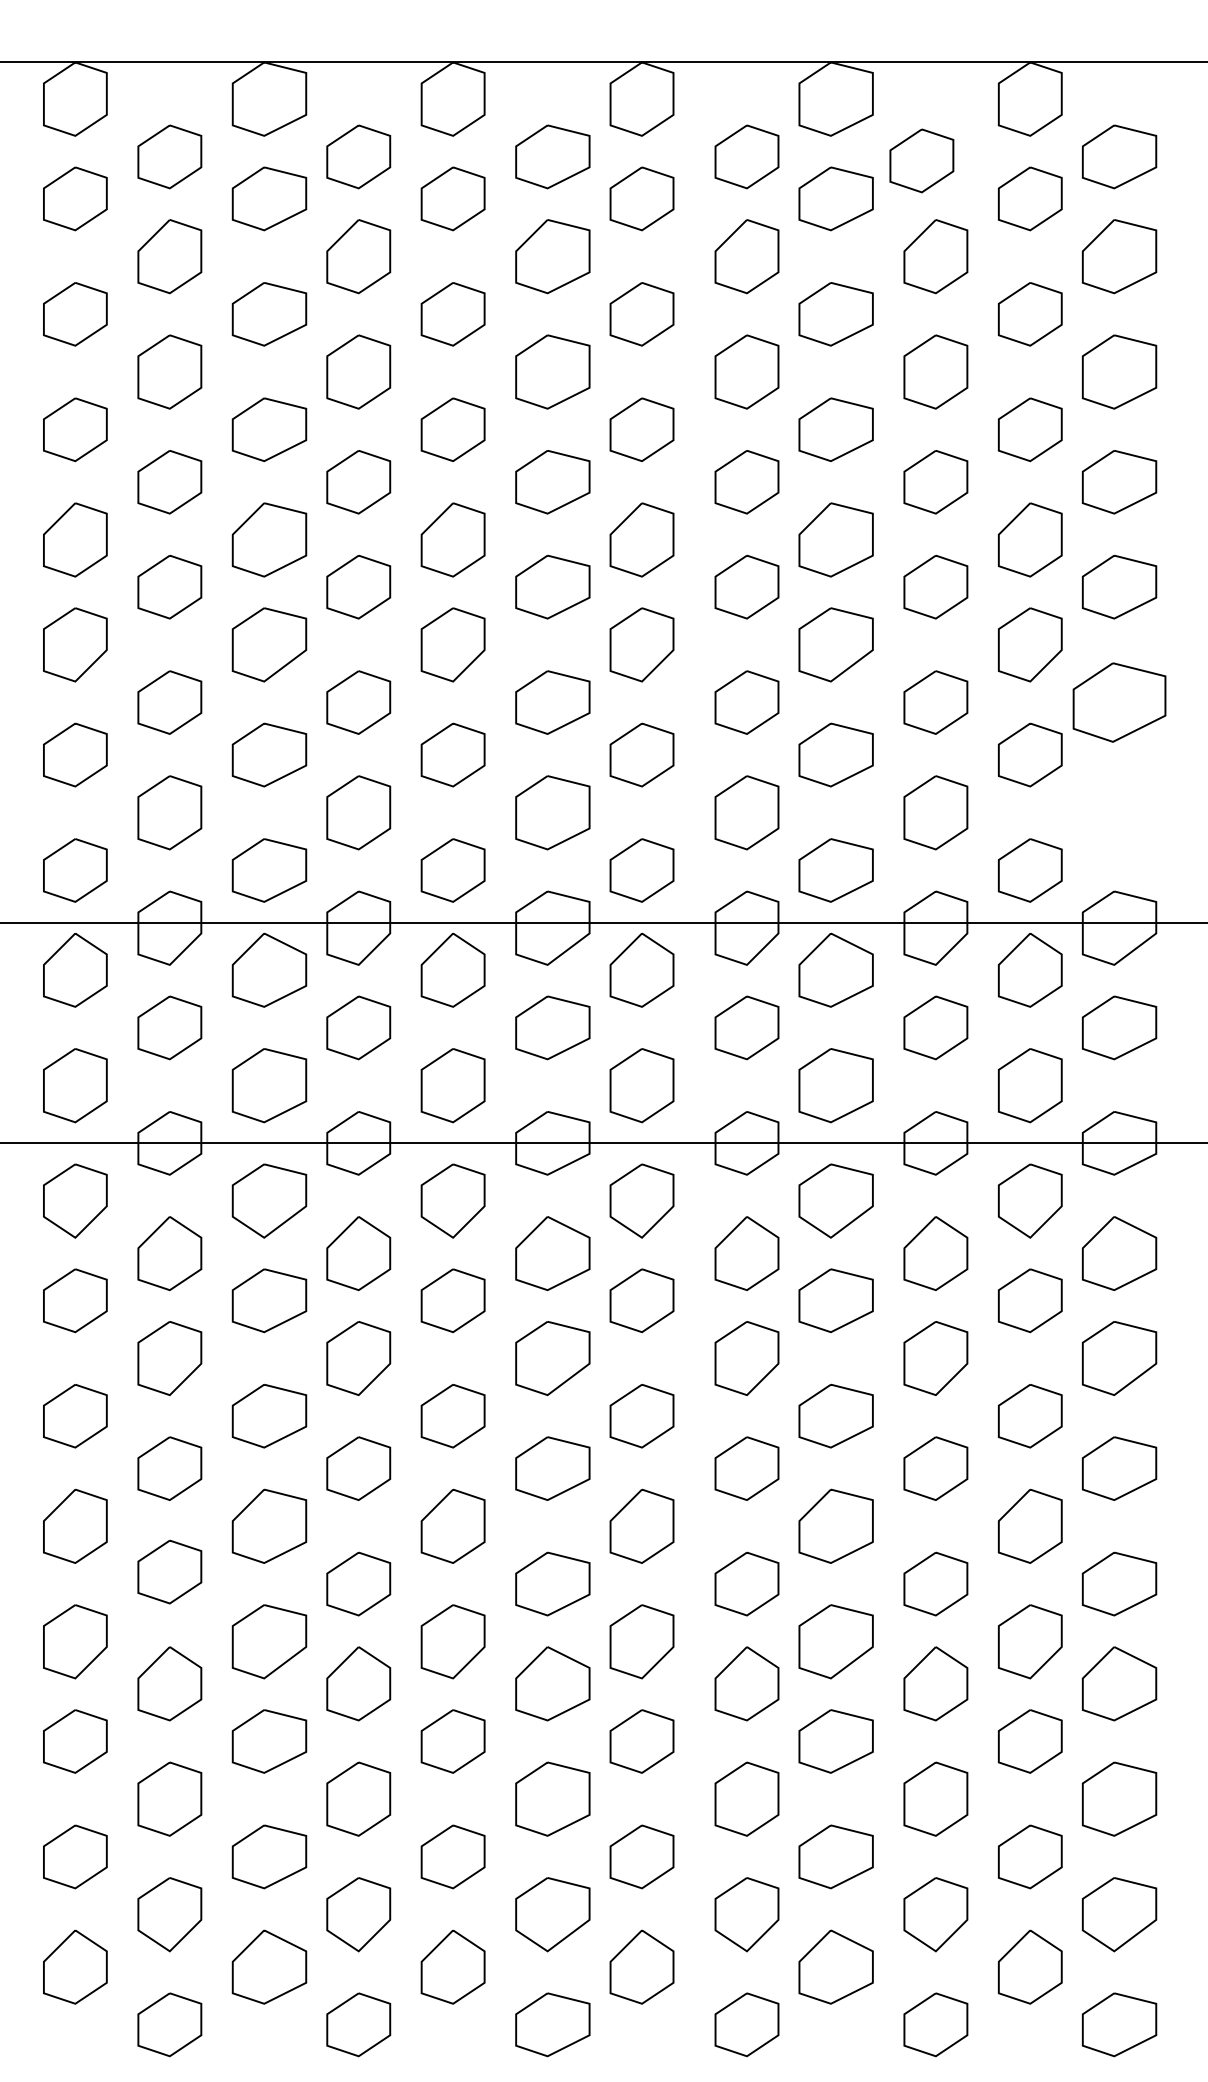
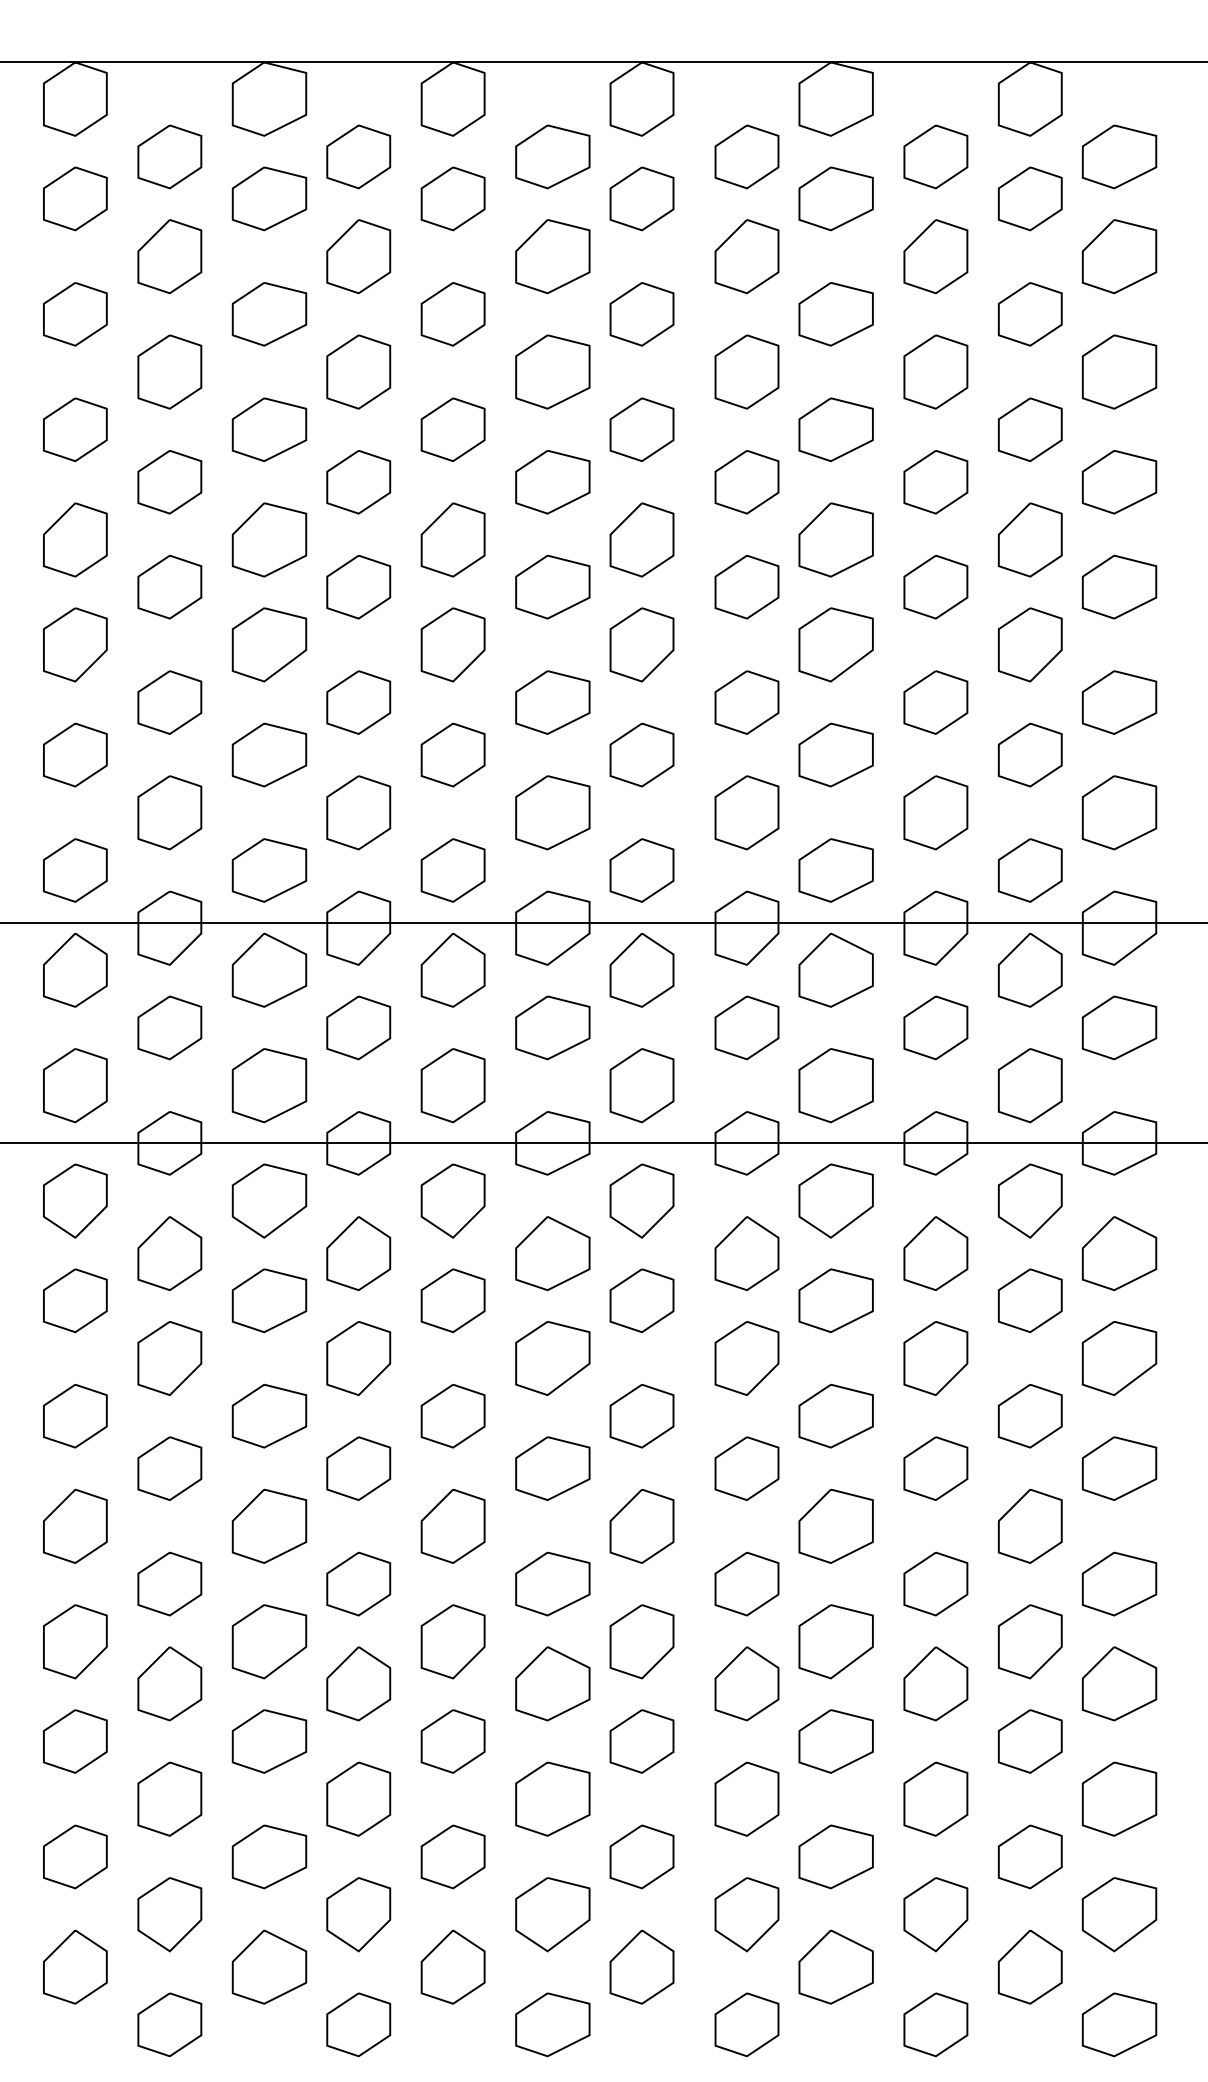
part position: (921, 160) -> (935, 156) (935, 156)
part size: 95x81 px -> 77x65 px (1119, 702)
part: none -> present (1119, 812)
part position: (169, 1571) -> (169, 1583) (169, 1583)
